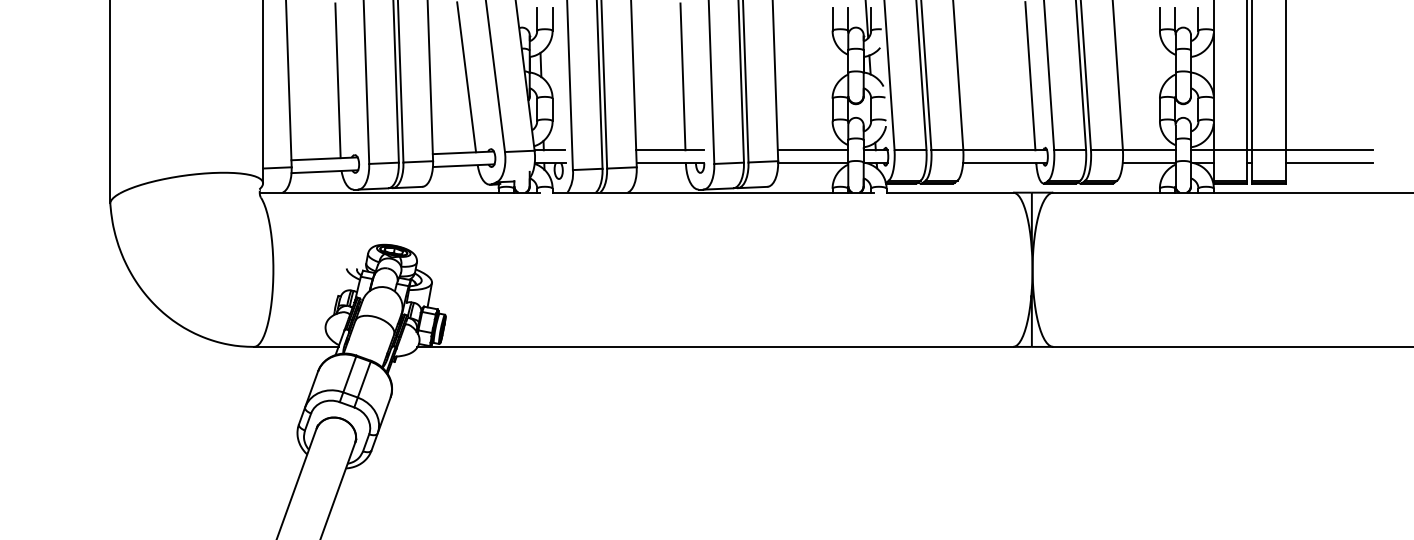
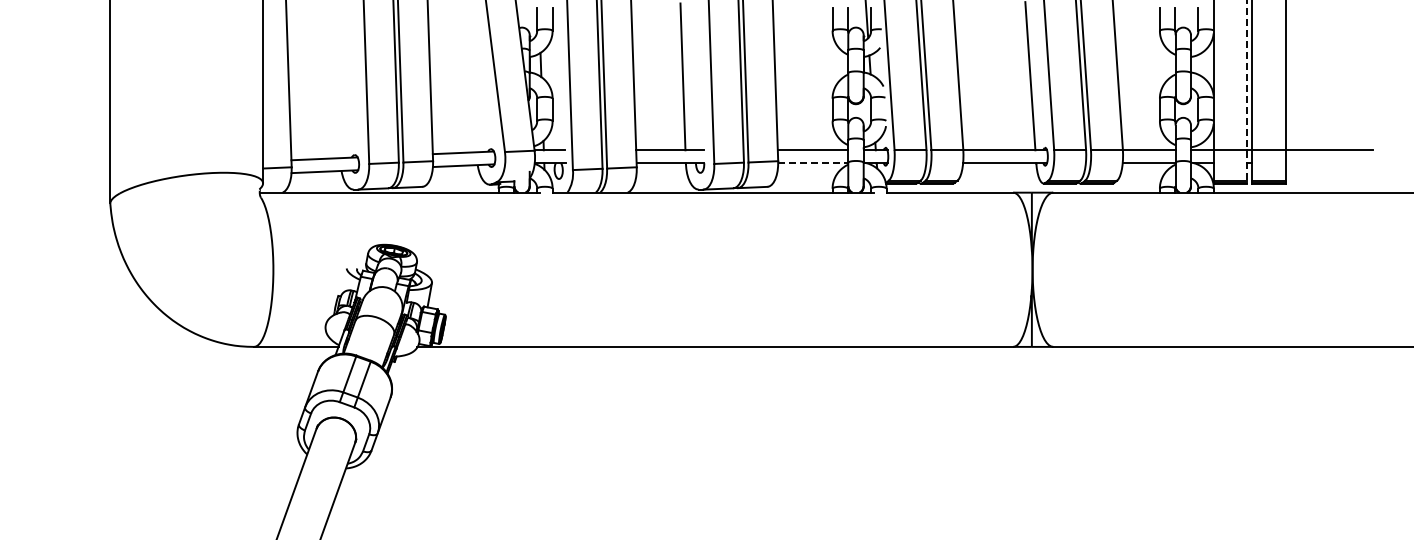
line: present -> none (466, 77)
line: present -> none (337, 80)
line: solid -> dashed (1247, 92)
line: solid -> dashed (813, 163)
line: present -> none (1329, 163)
